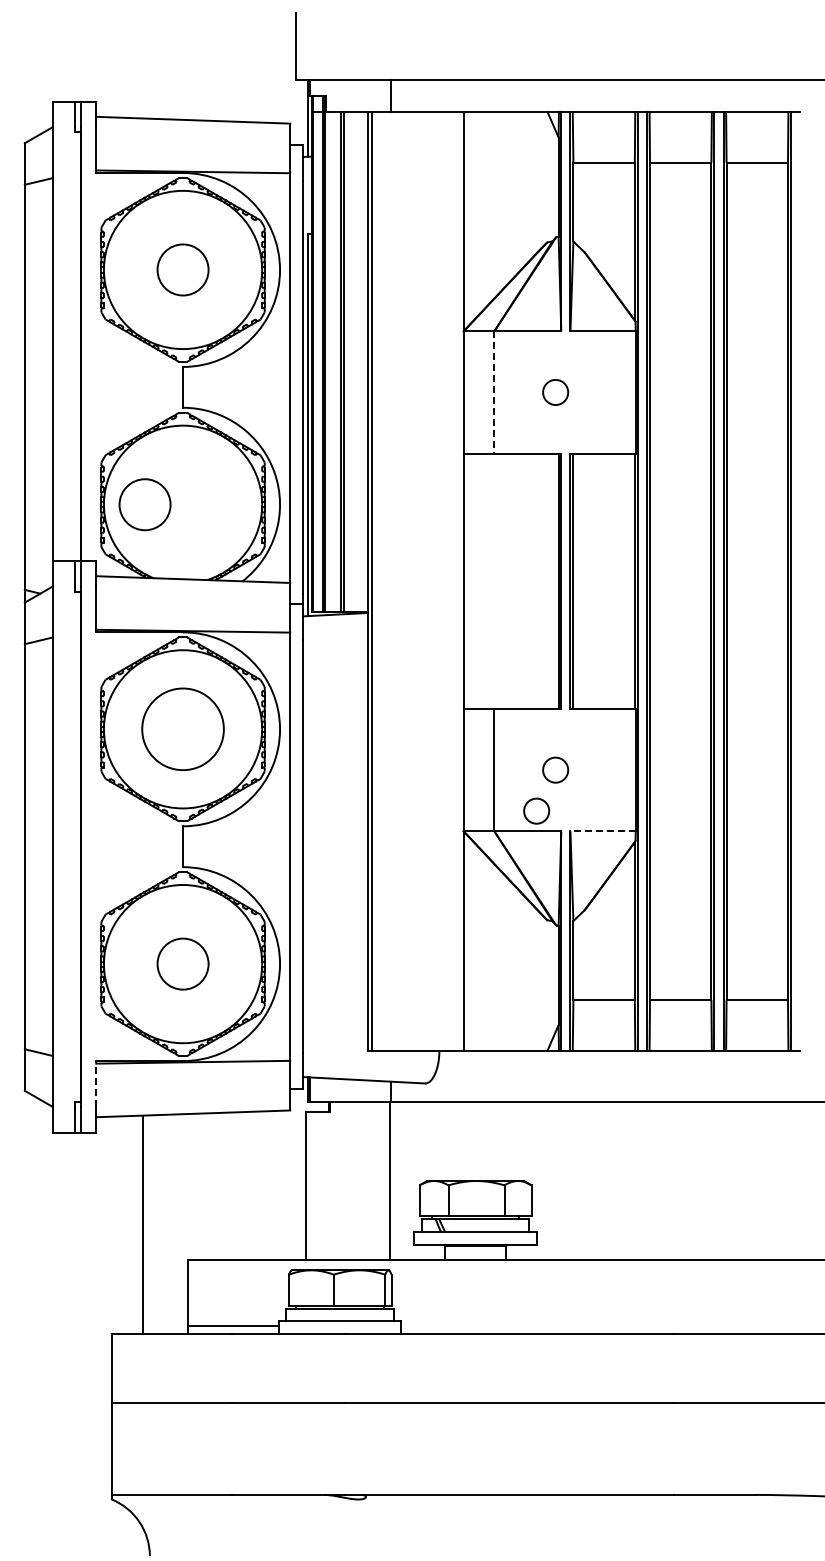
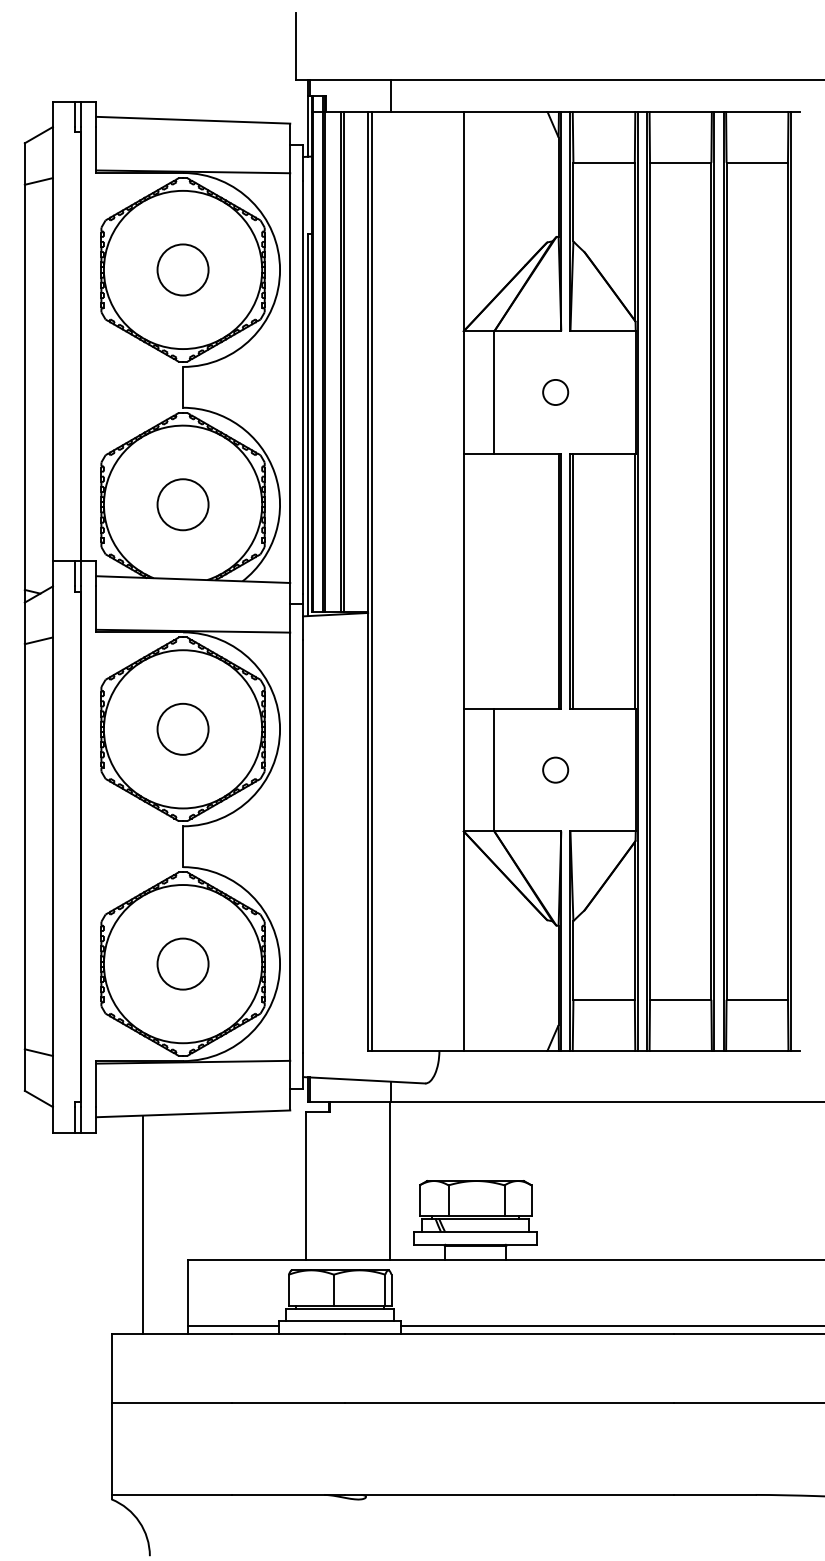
line: dashed -> solid (494, 392)
circle position: (144, 504) -> (182, 504) (182, 504)
circle diameter: 82 px -> 51 px (182, 728)
circle: present -> none (536, 810)
line: dashed -> solid (603, 831)
line: dashed -> solid (96, 1084)
line: none -> present (611, 1326)
